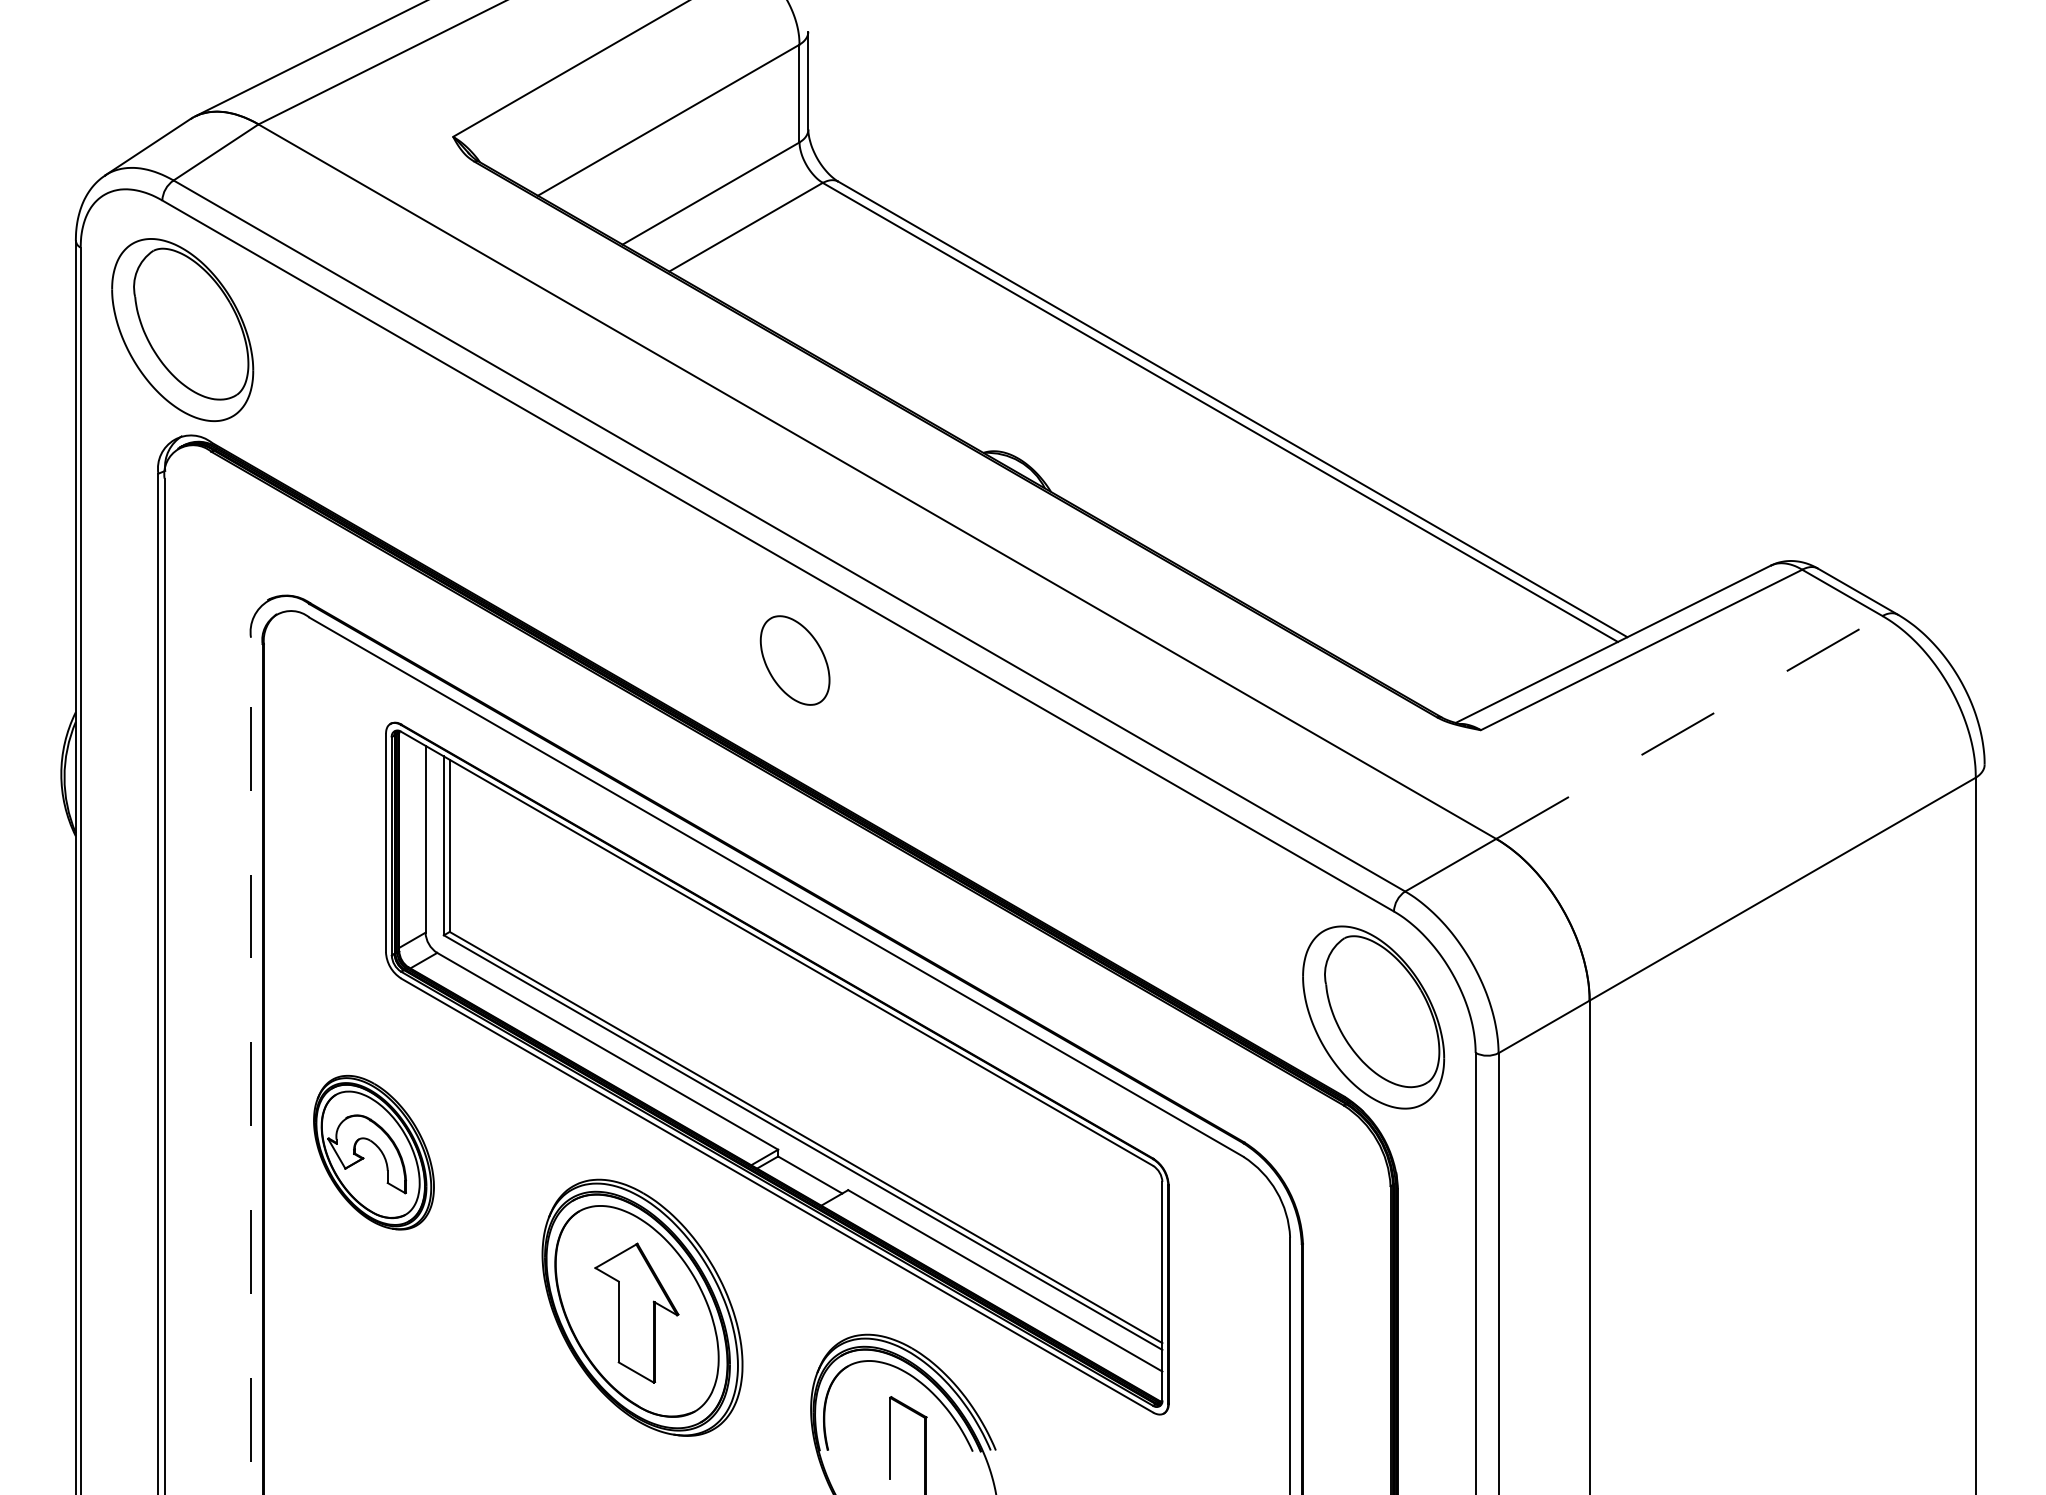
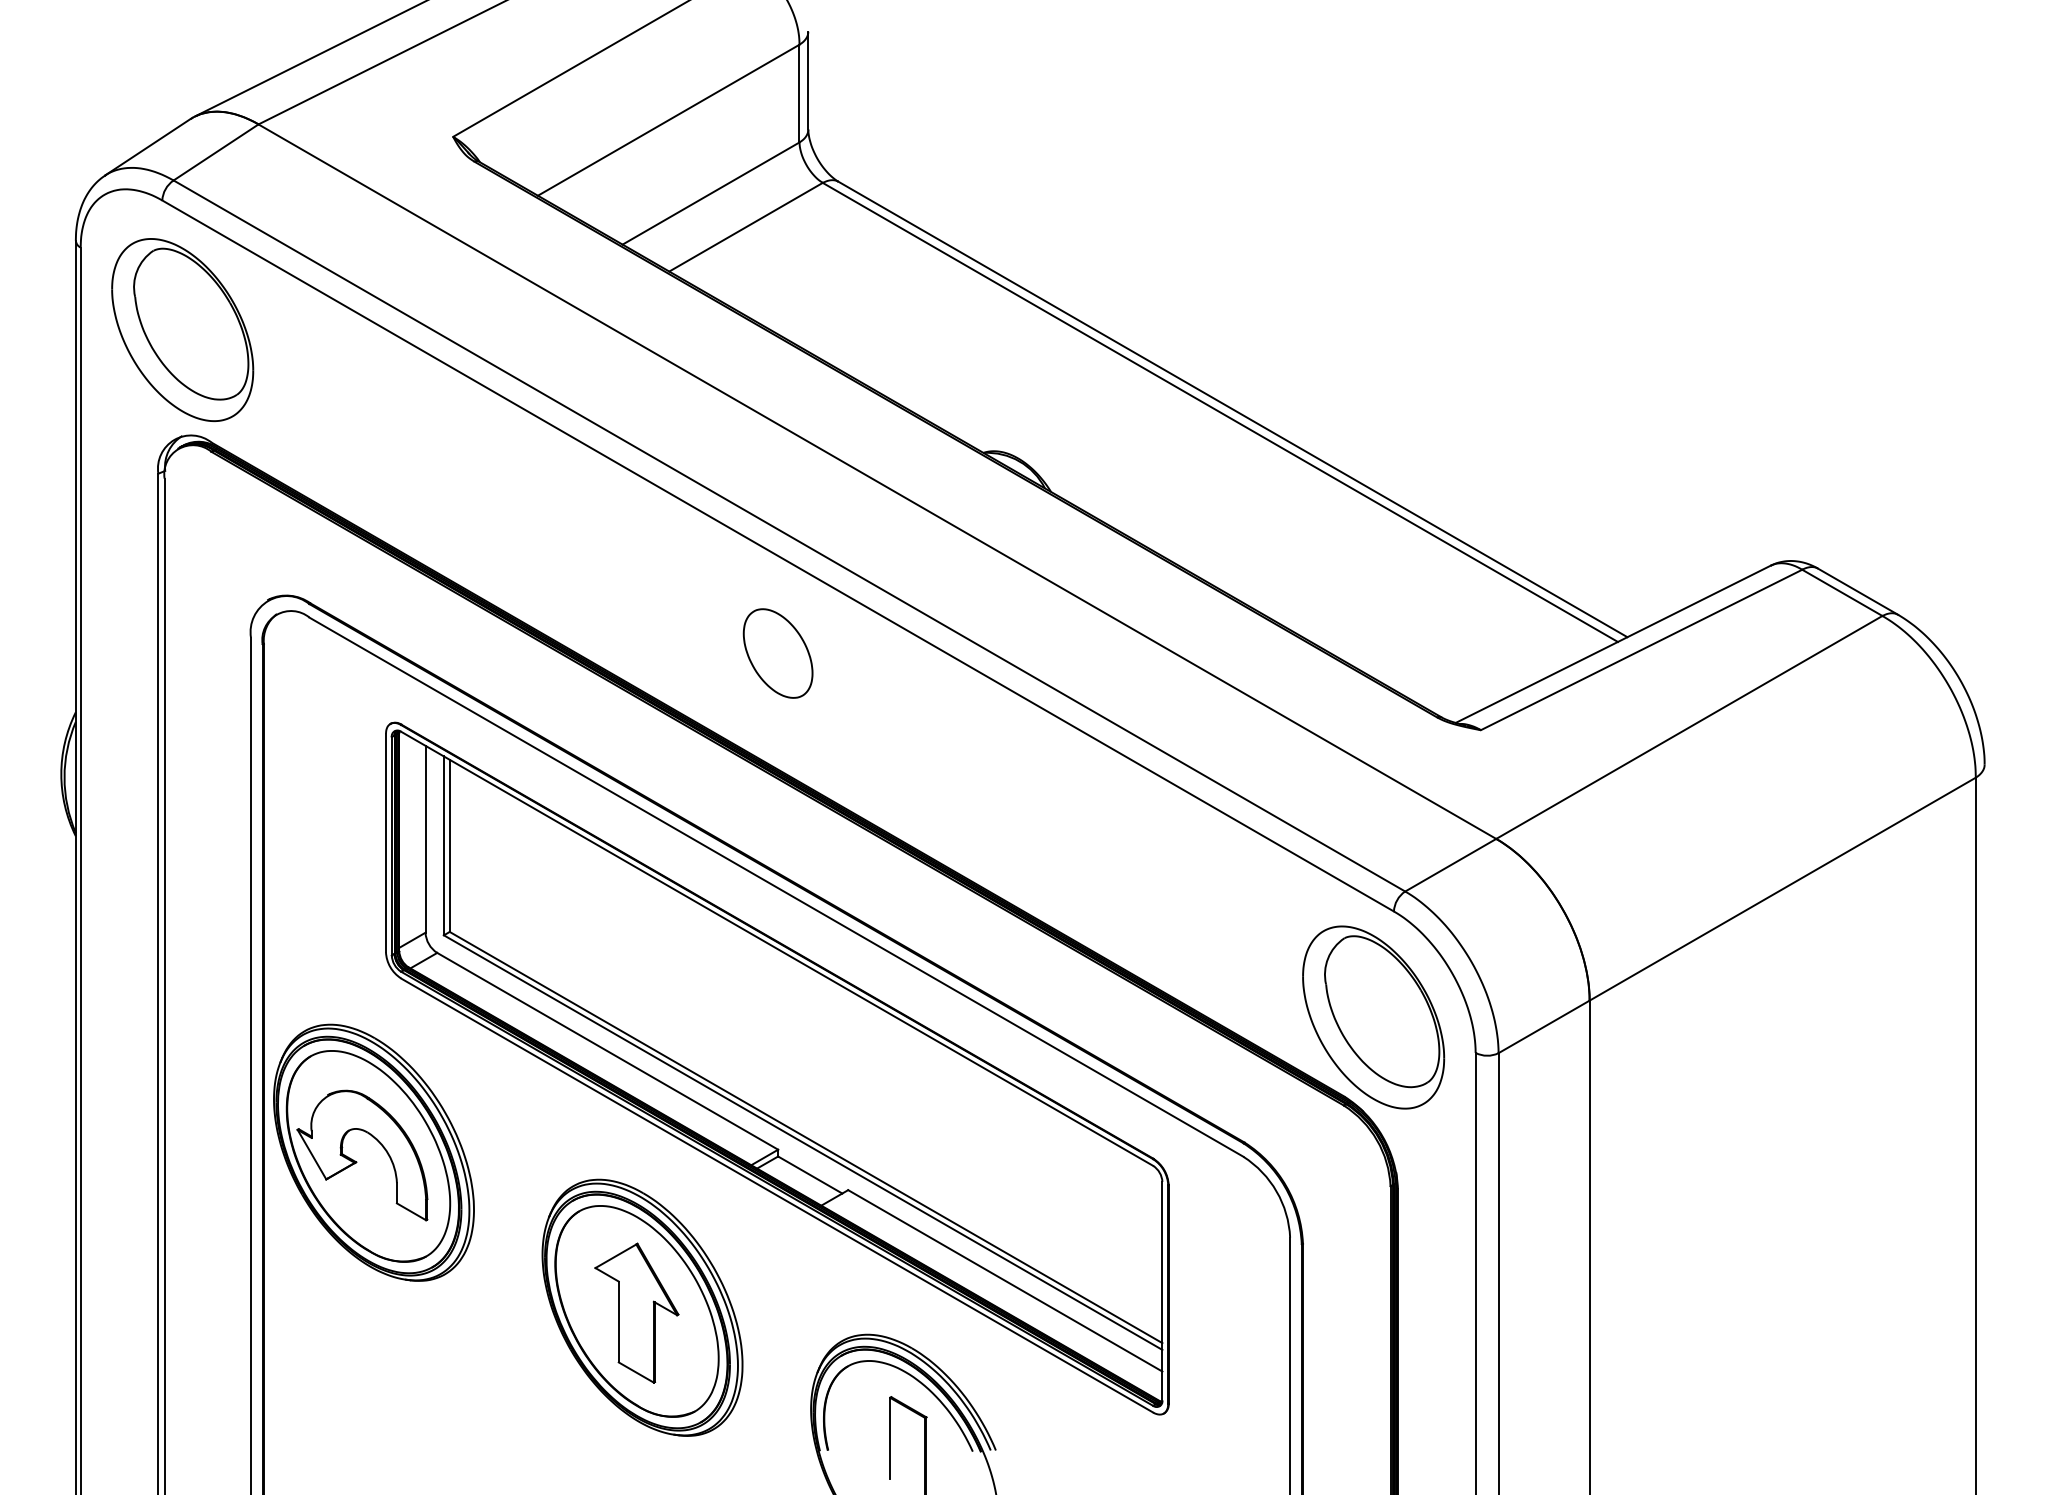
part position: (794, 660) -> (777, 653) (777, 653)
line: dashed -> solid (1689, 727)
line: dashed -> solid (250, 1065)
part size: 122x157 px -> 202x259 px (373, 1152)
